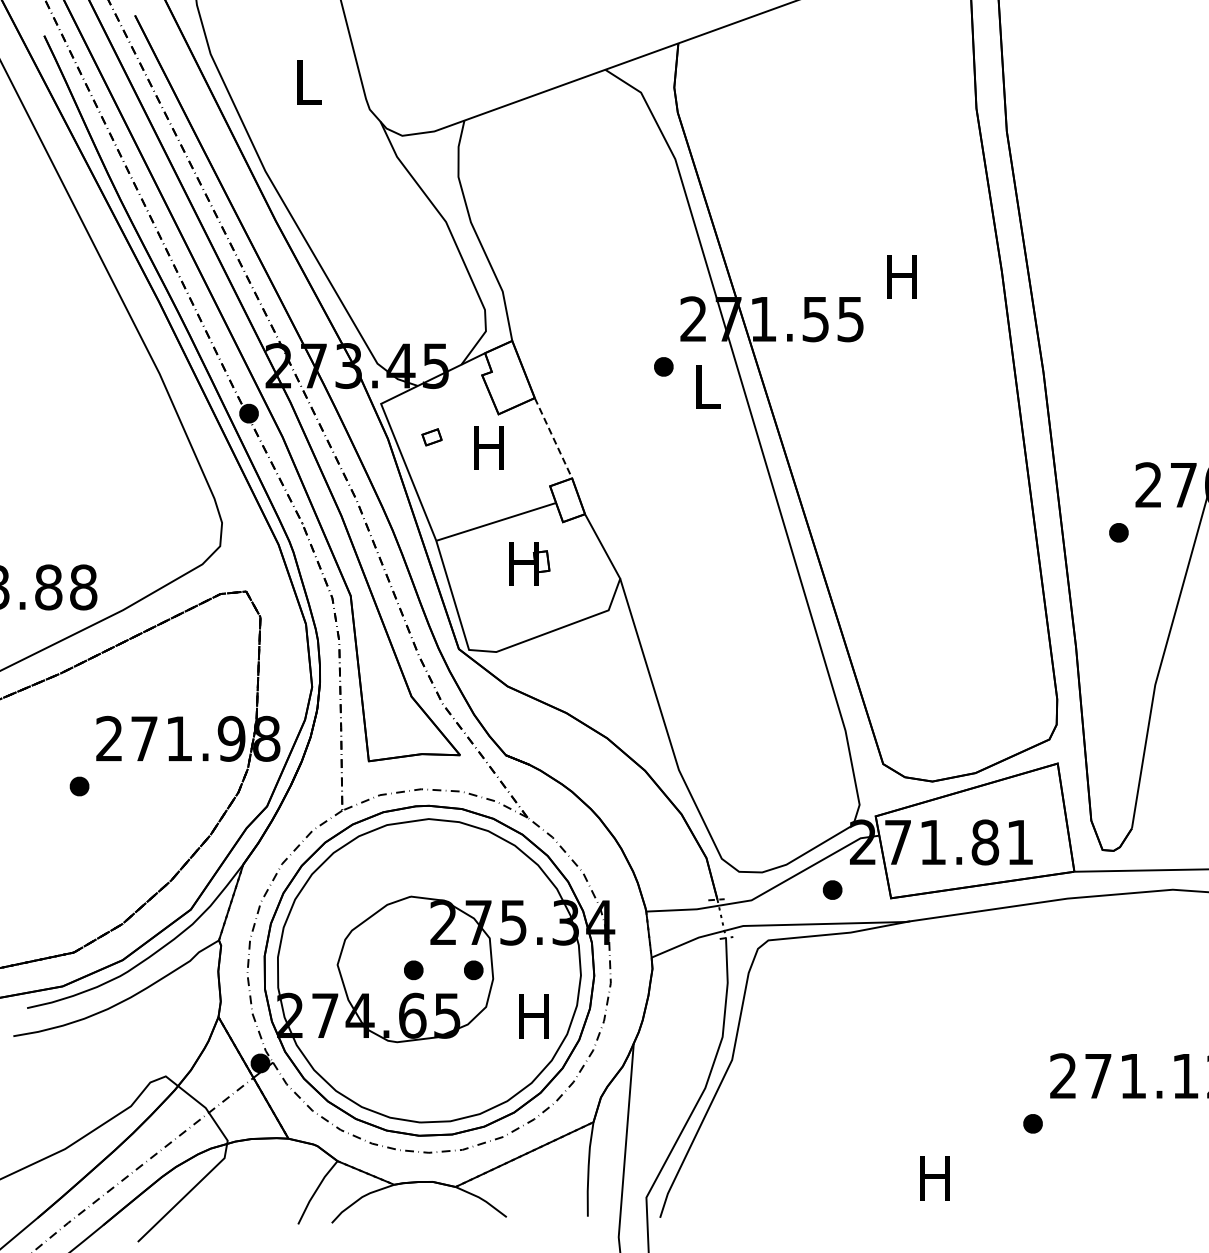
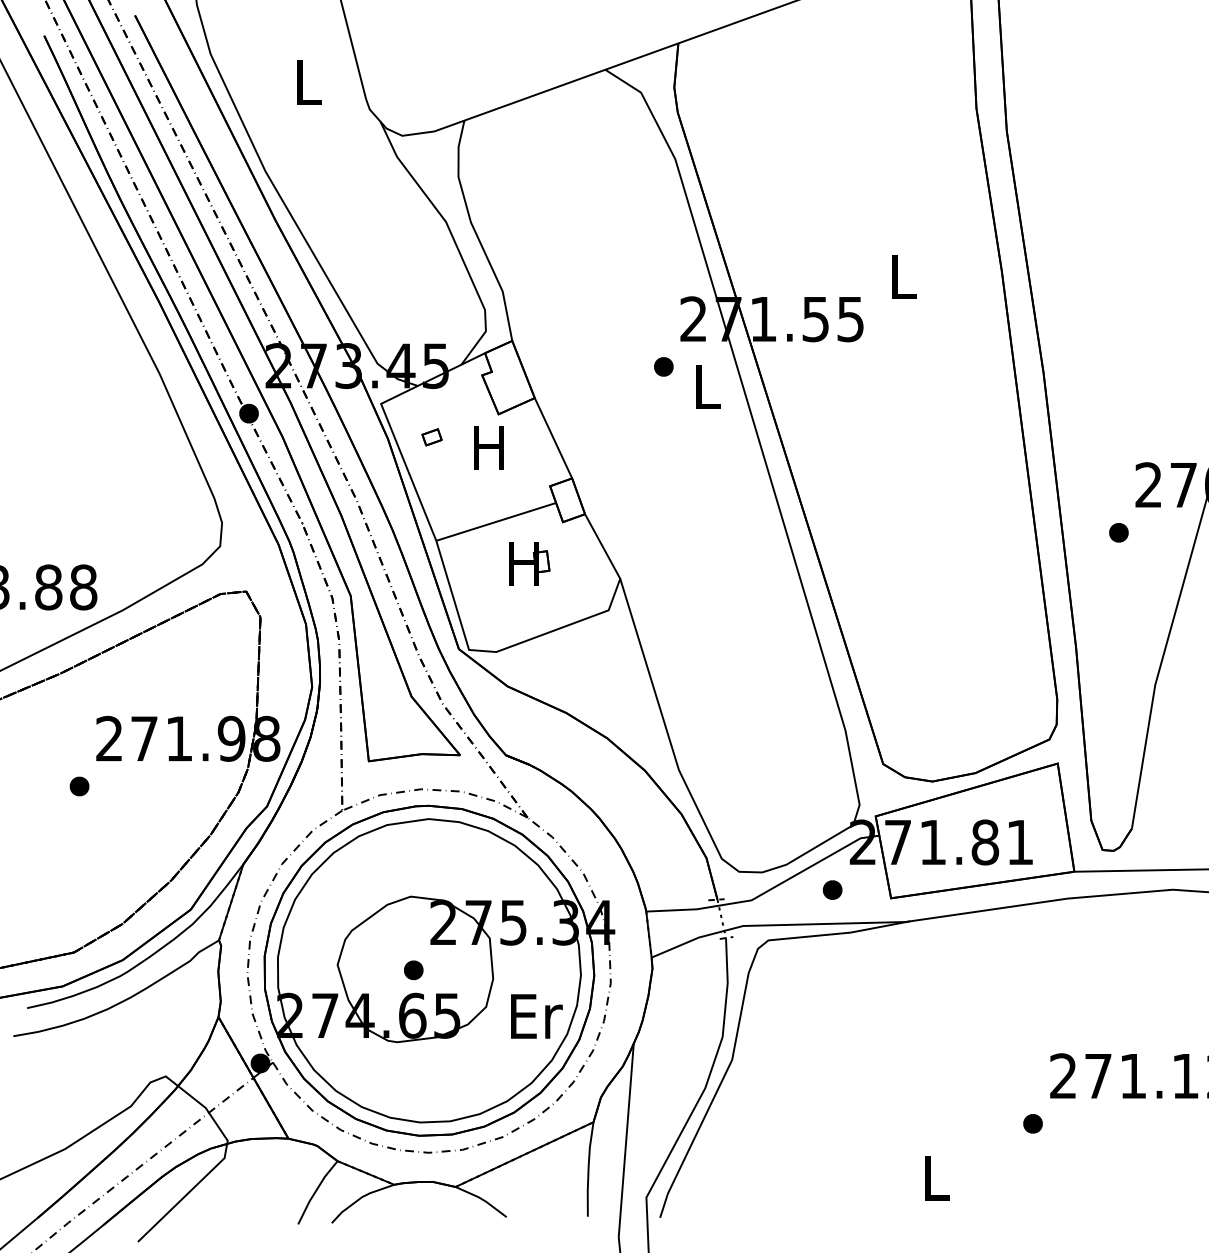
text: H -> L (901, 276)
line: dashed -> solid (553, 438)
part: present -> none (473, 970)
text: H -> Er (536, 1016)
text: H -> L (934, 1178)
